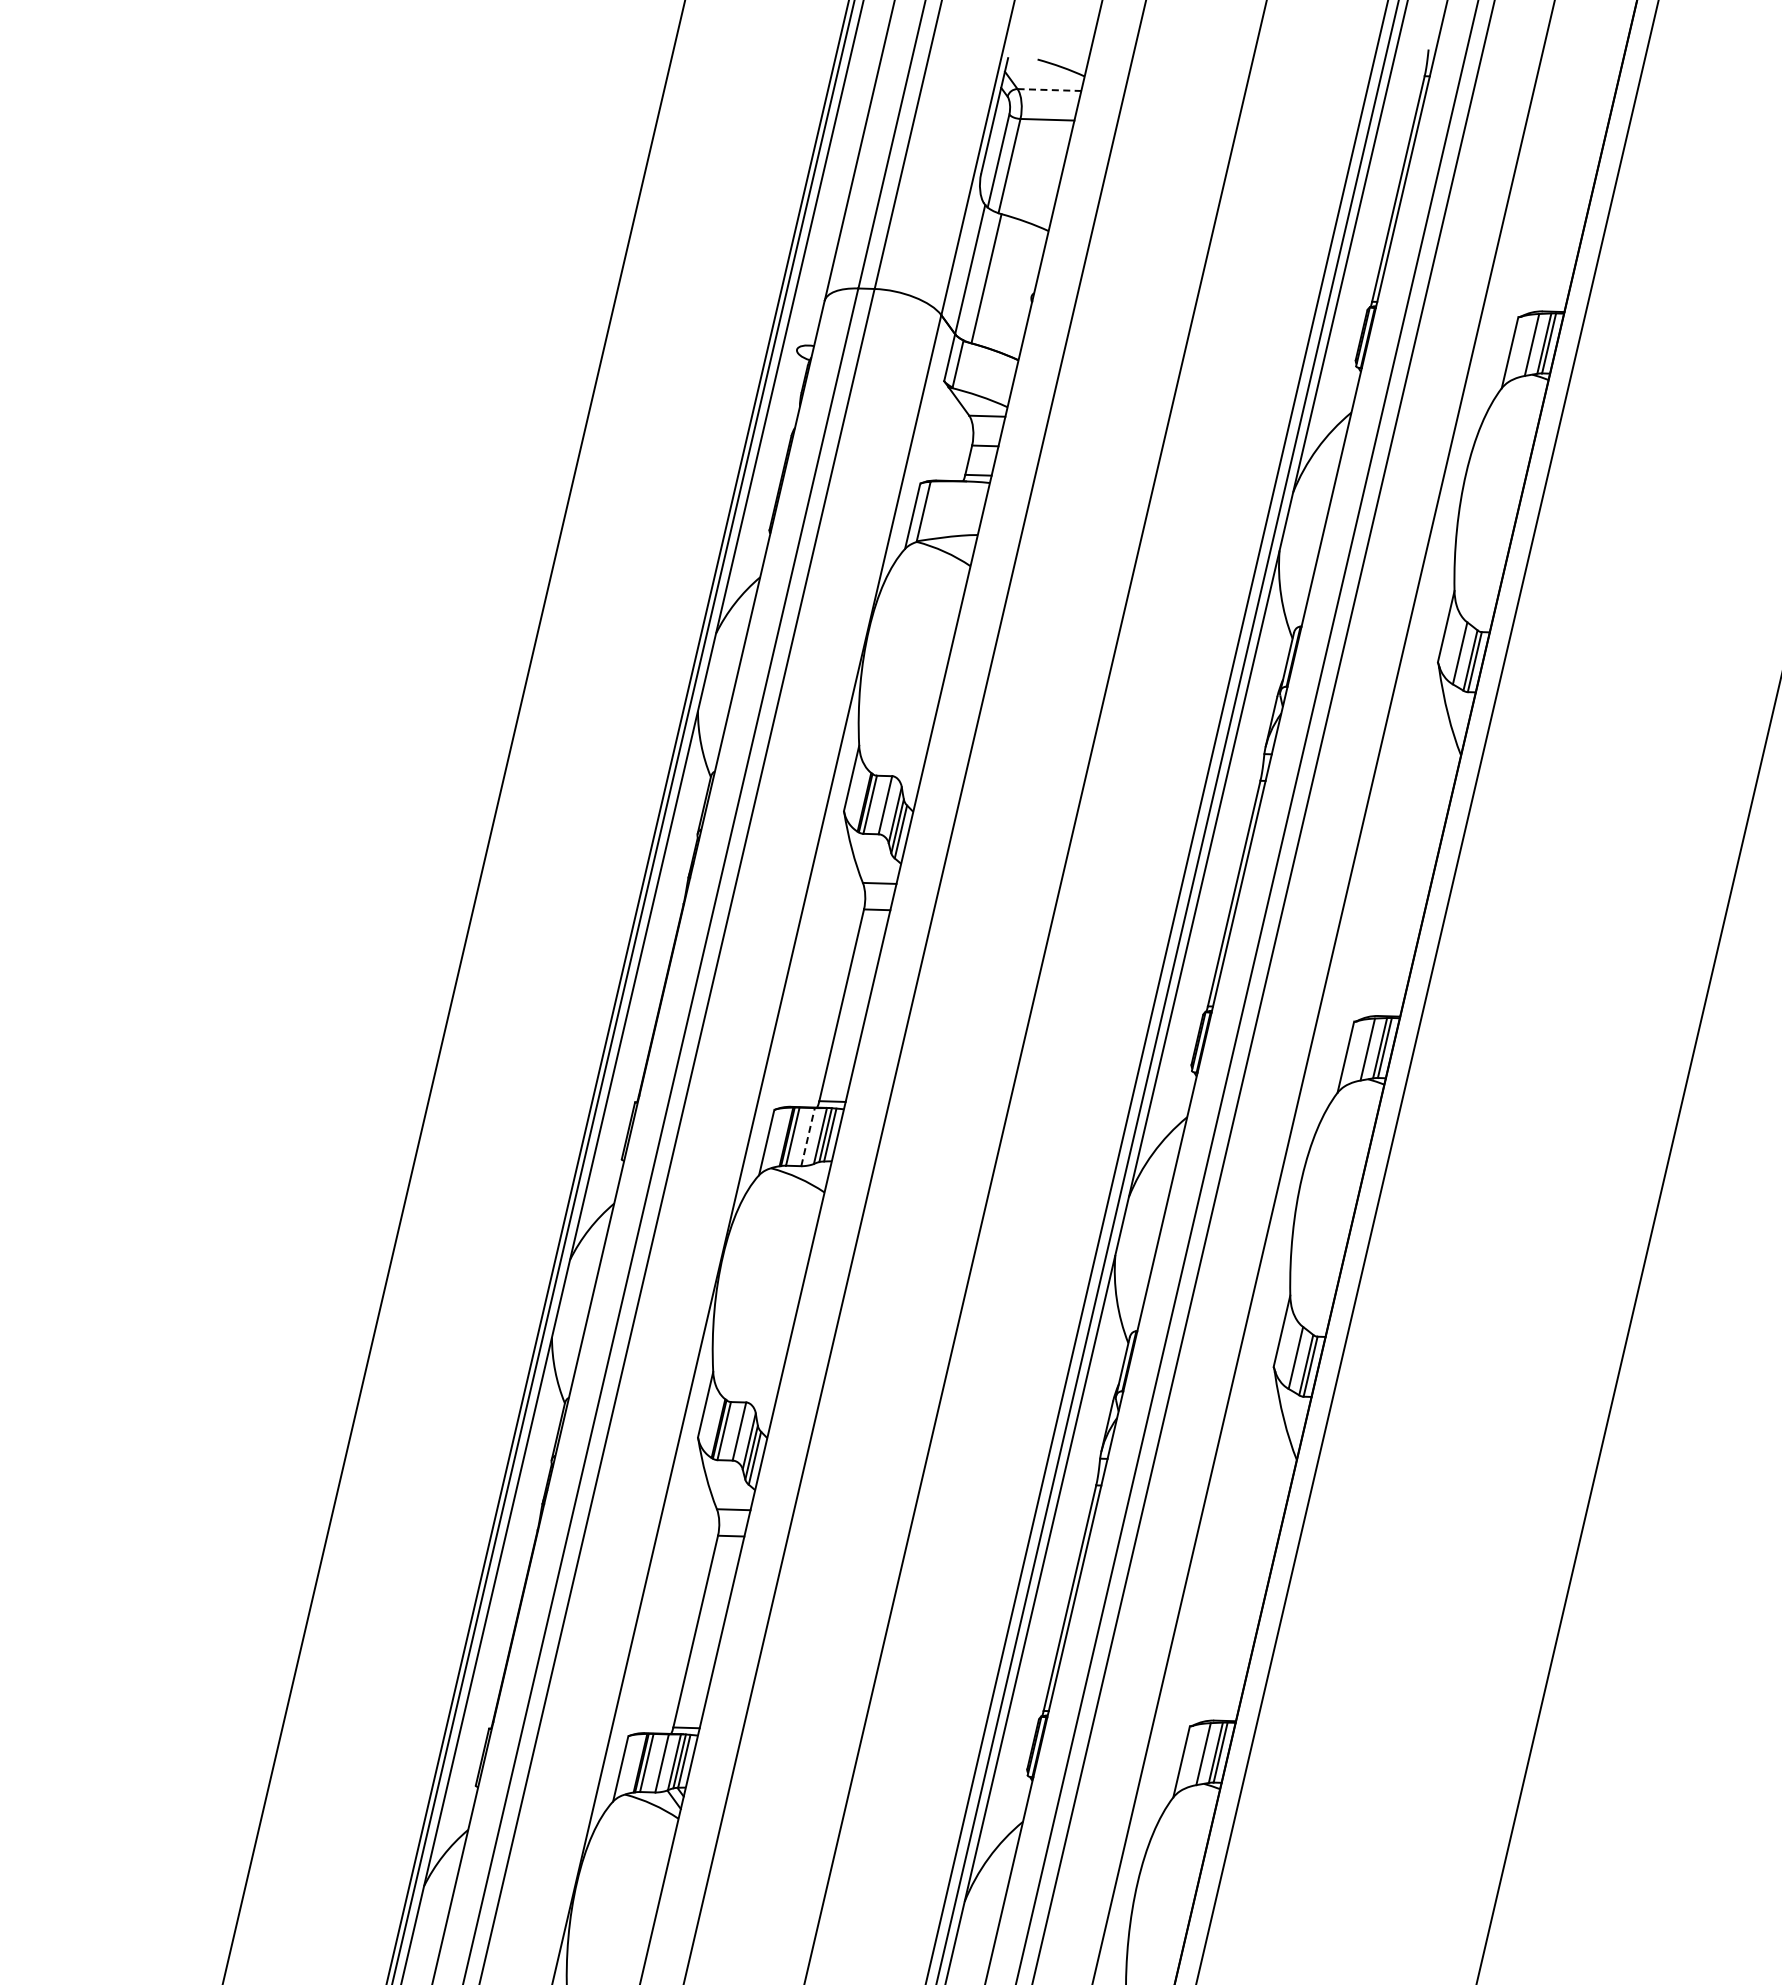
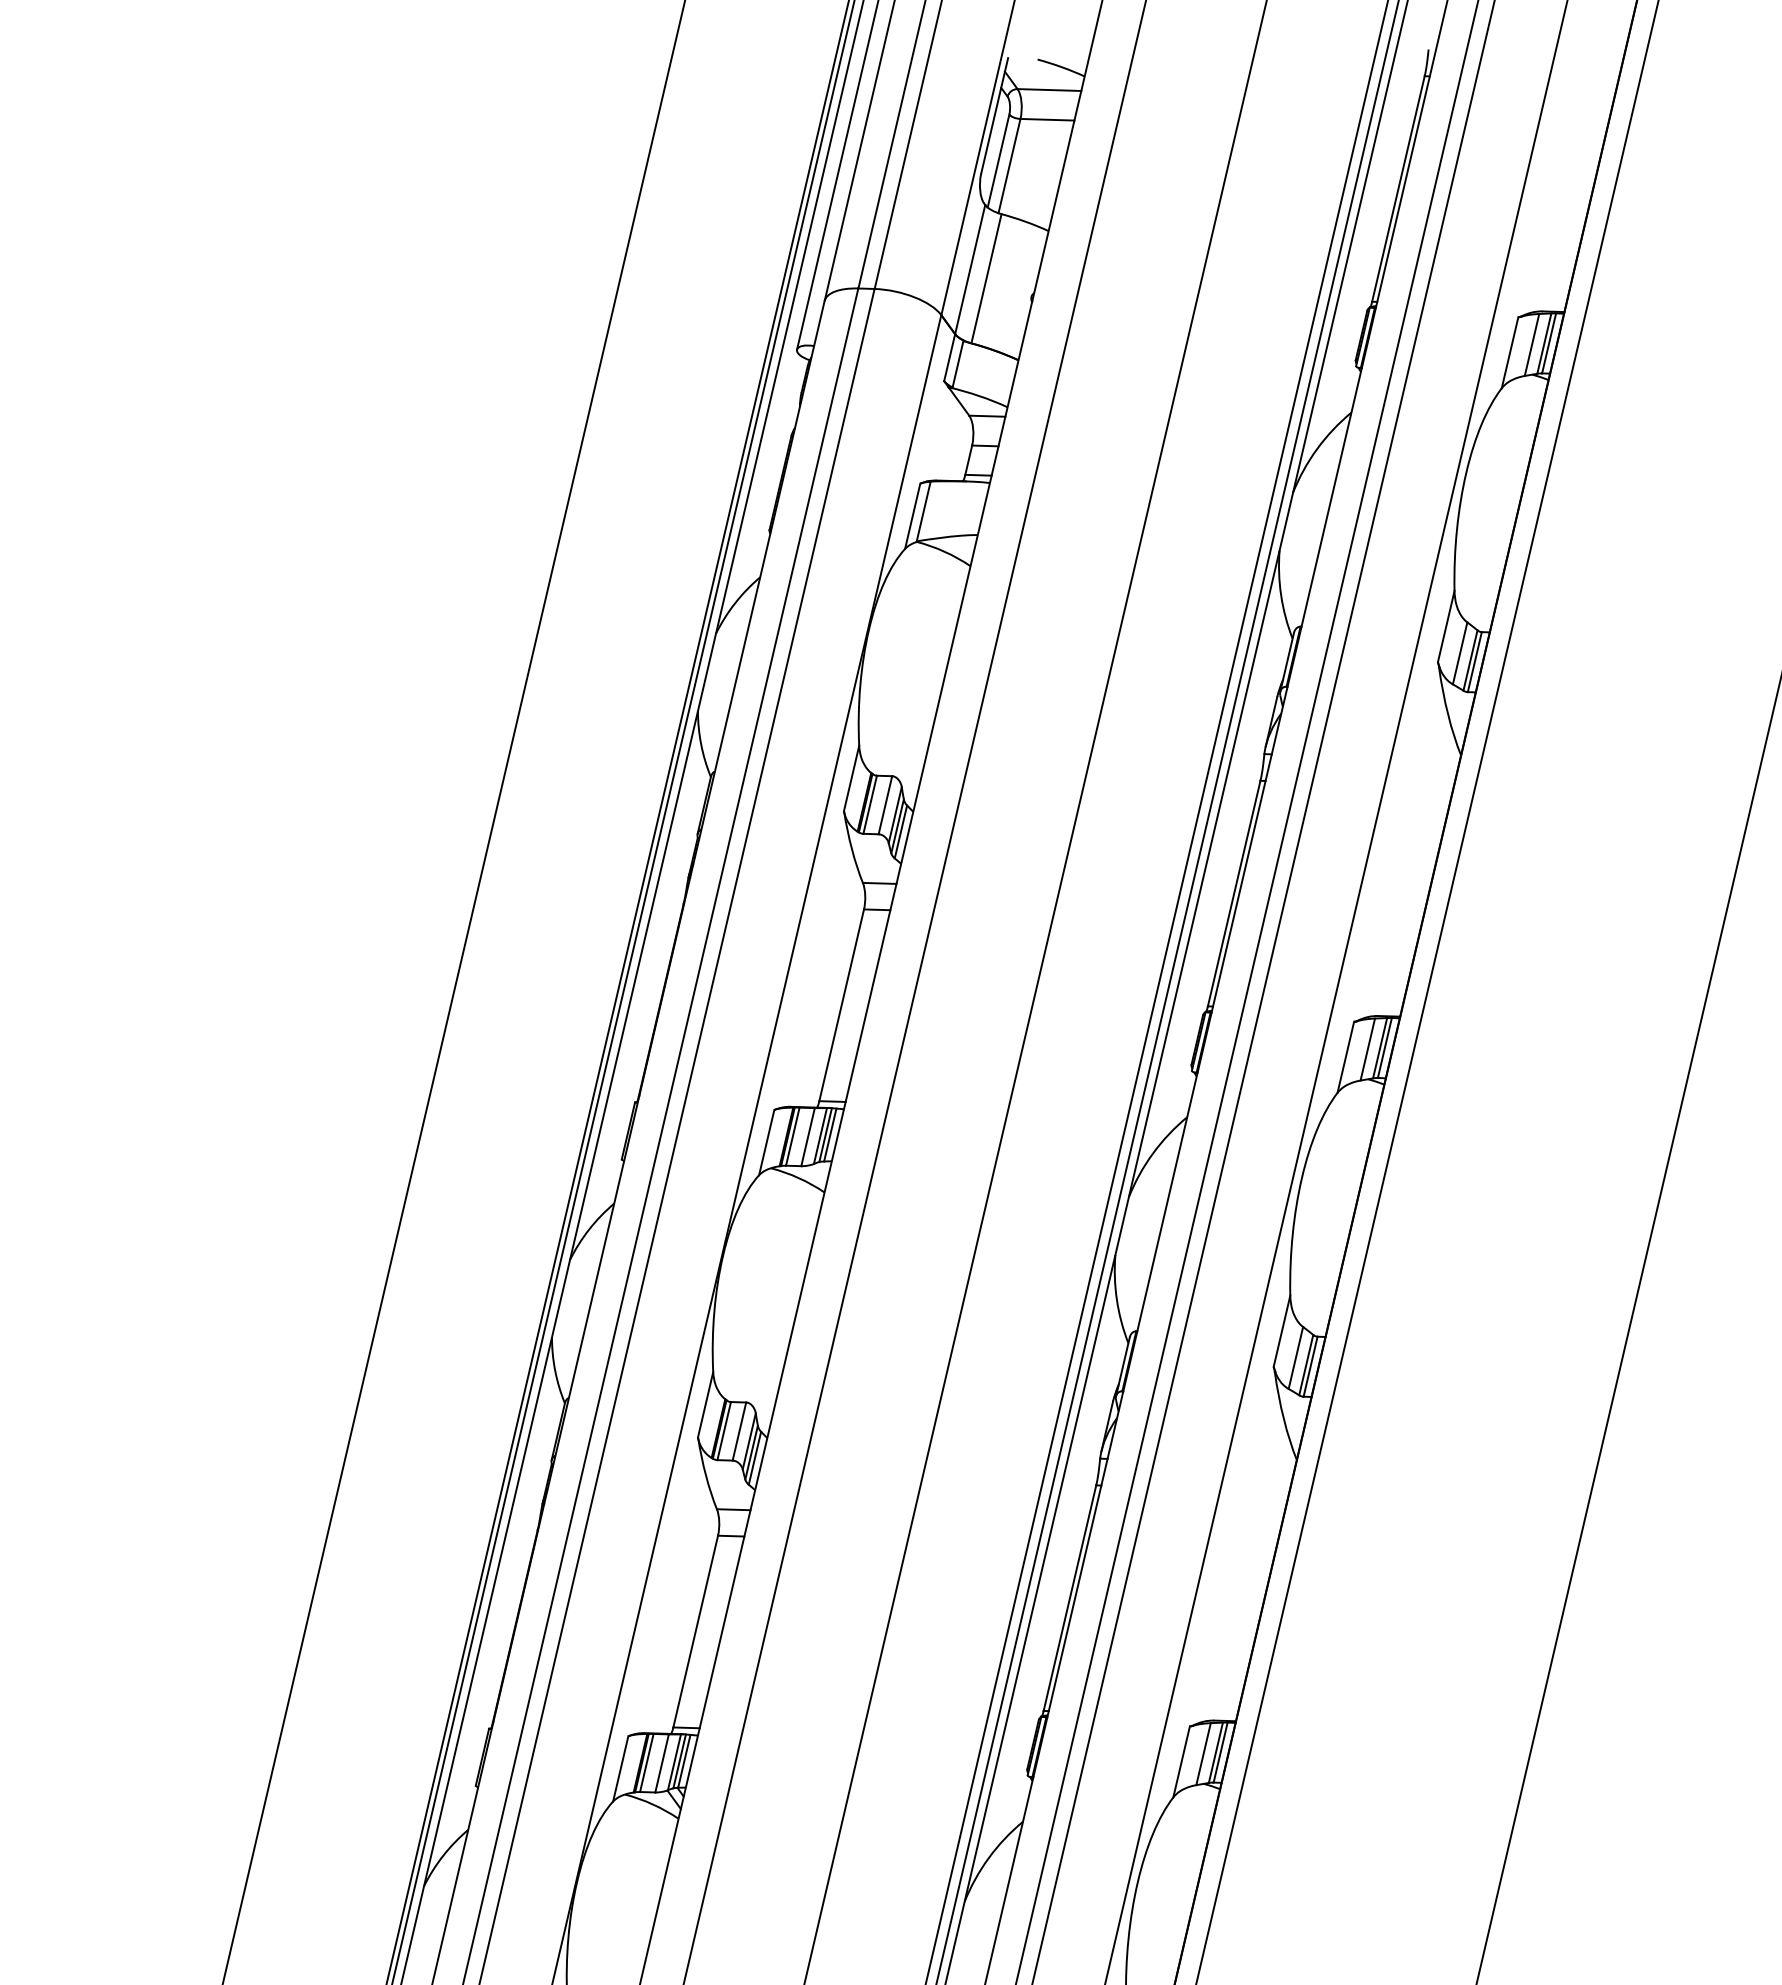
line: dashed -> solid (1049, 90)
line: none -> present (837, 175)
line position: (1323, 991) -> (1336, 991) (1336, 991)
line: dashed -> solid (808, 1137)
